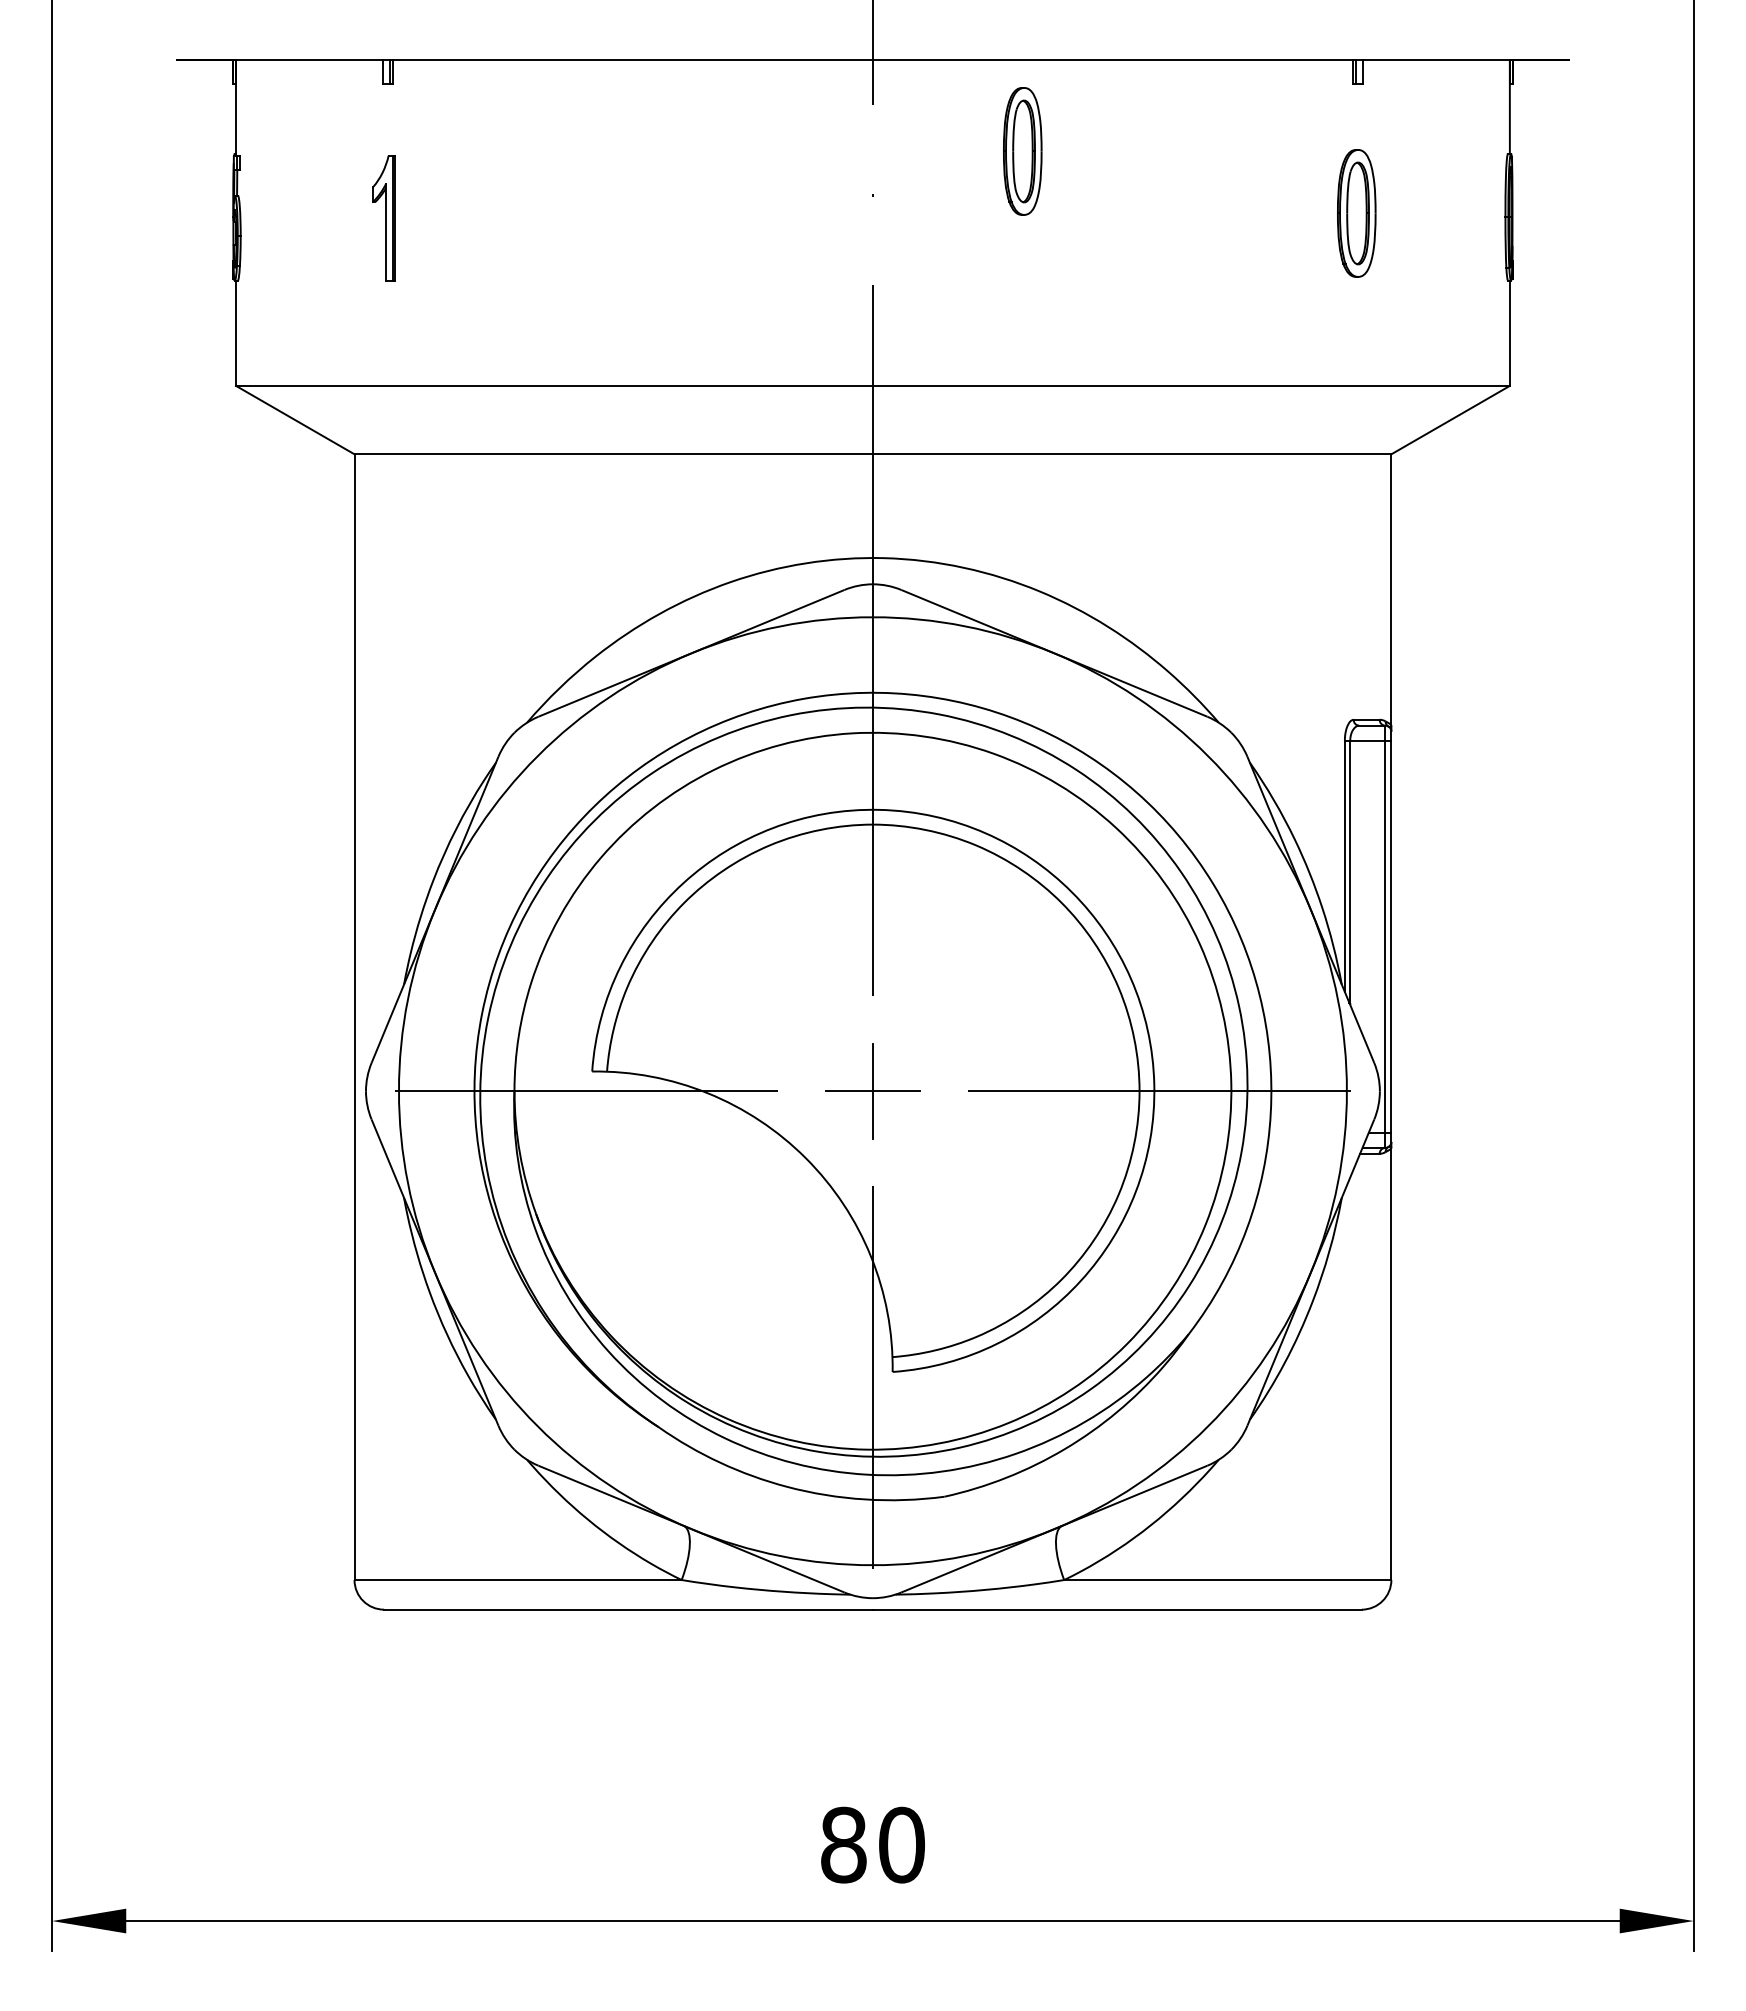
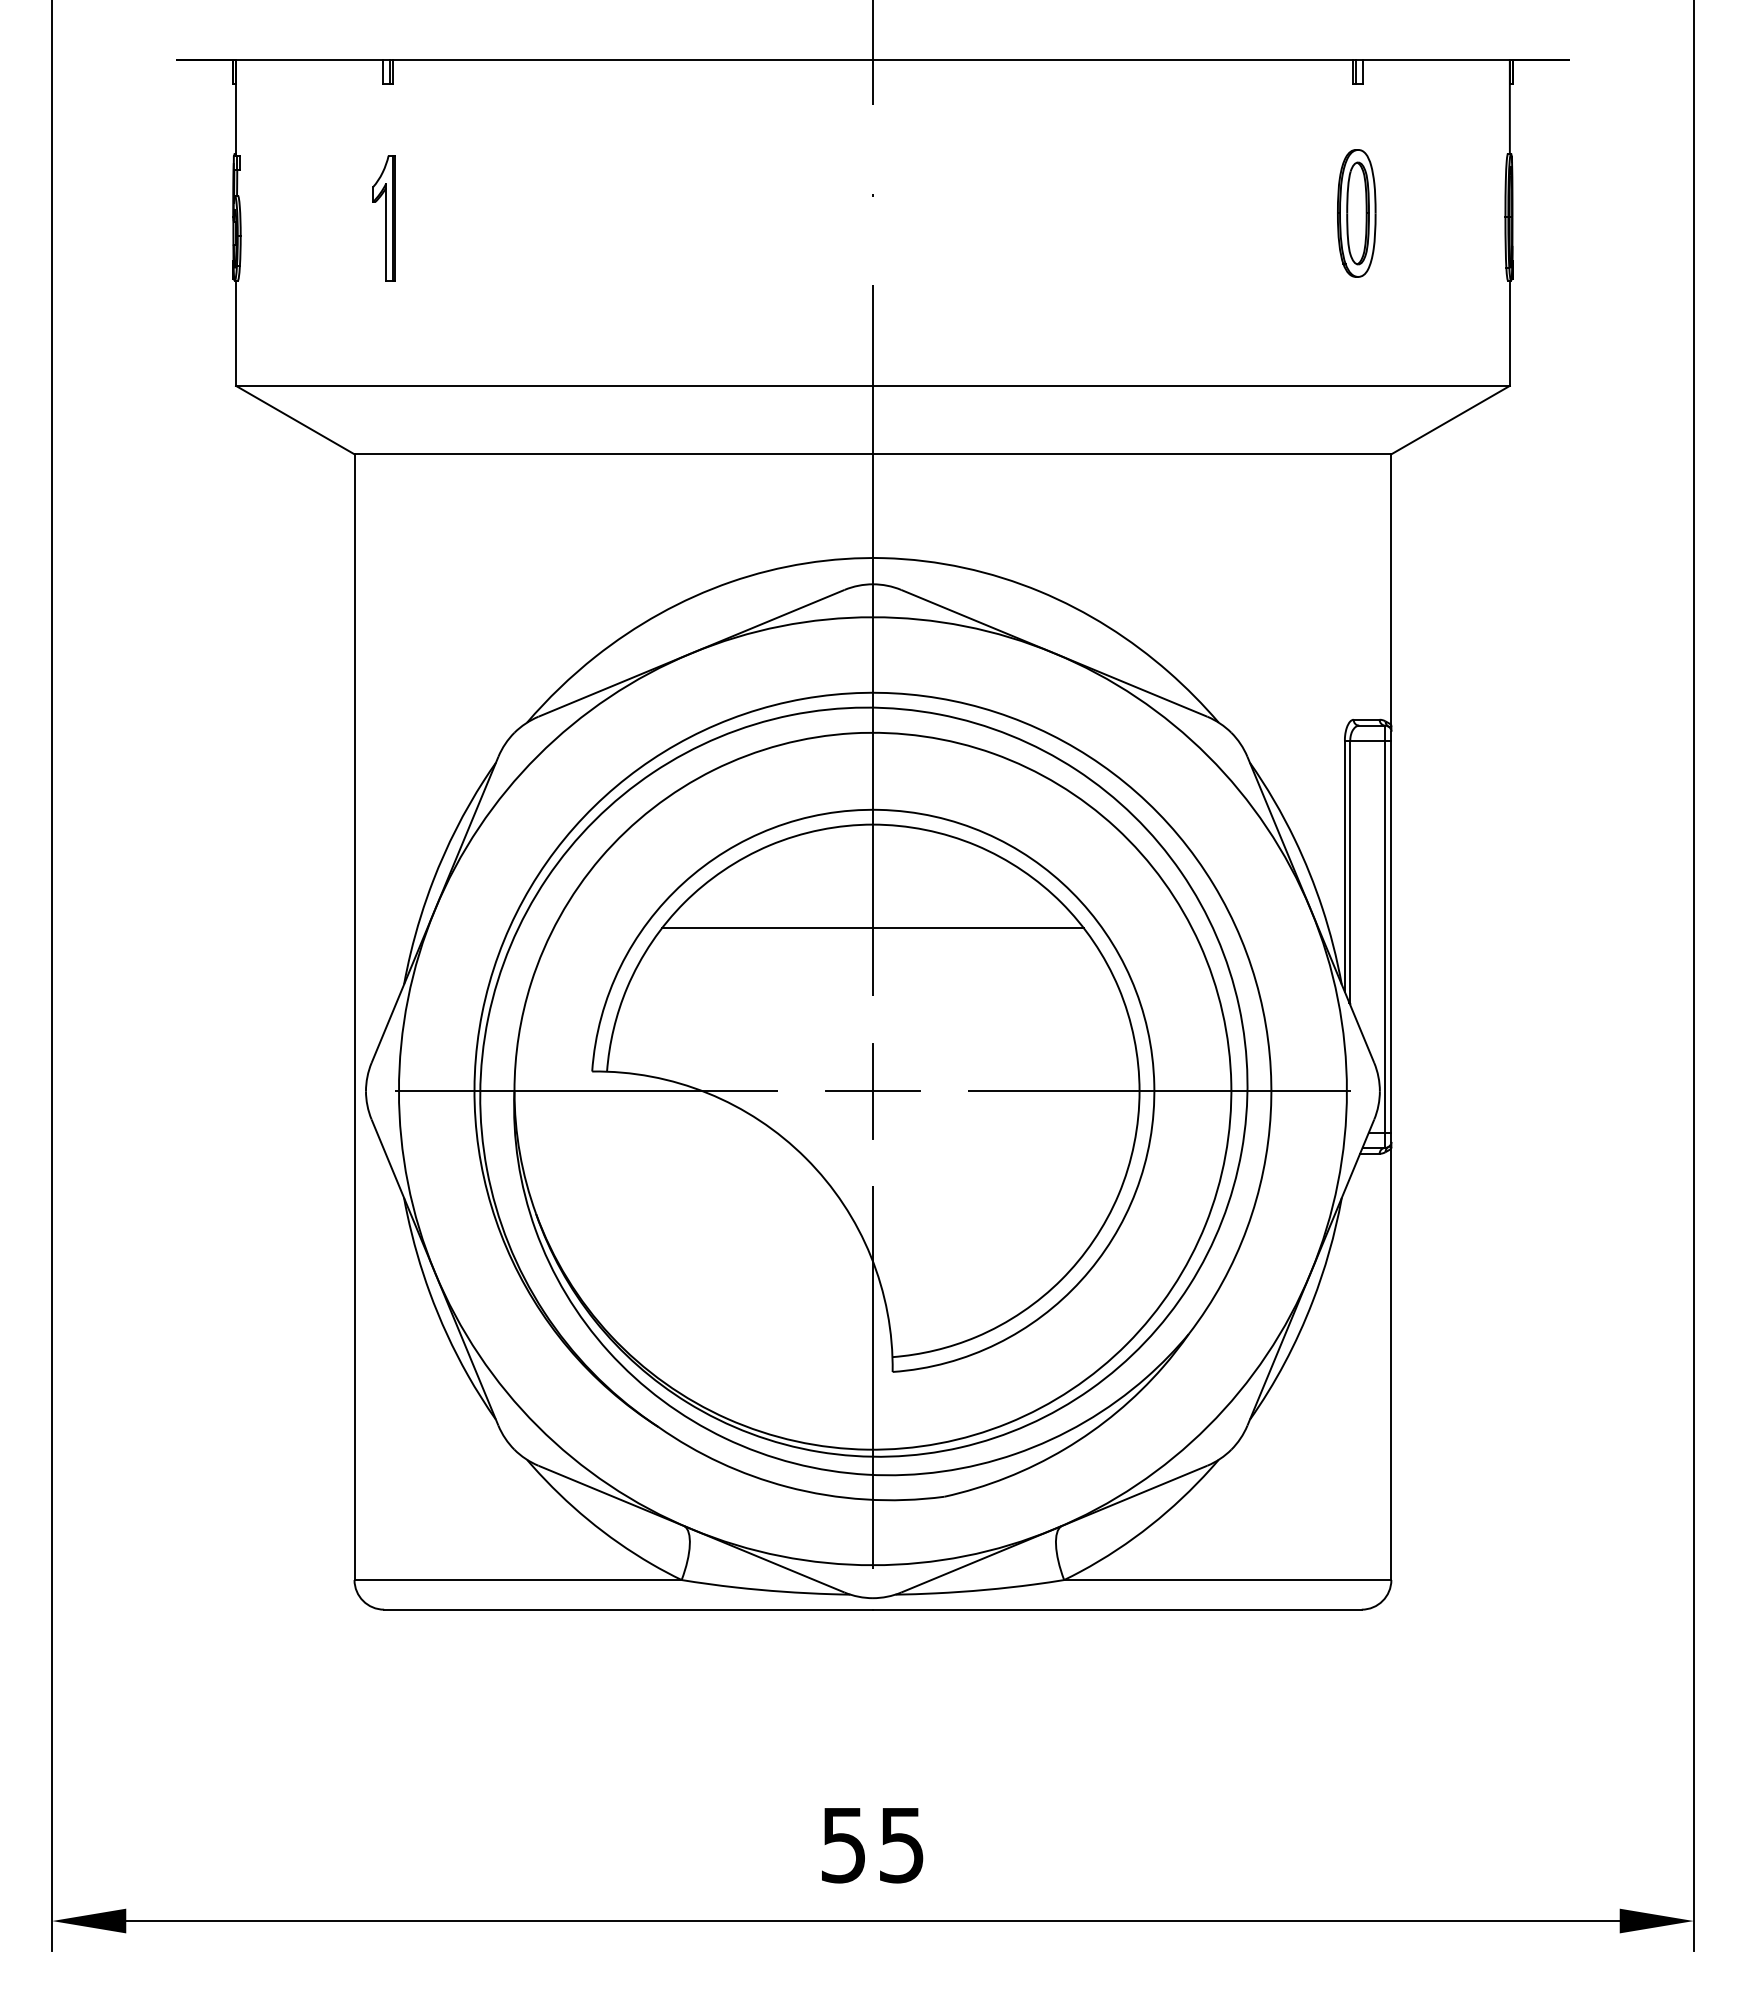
part: present -> none (1022, 151)
line: none -> present (872, 928)
text: 80 -> 55 (872, 1844)
